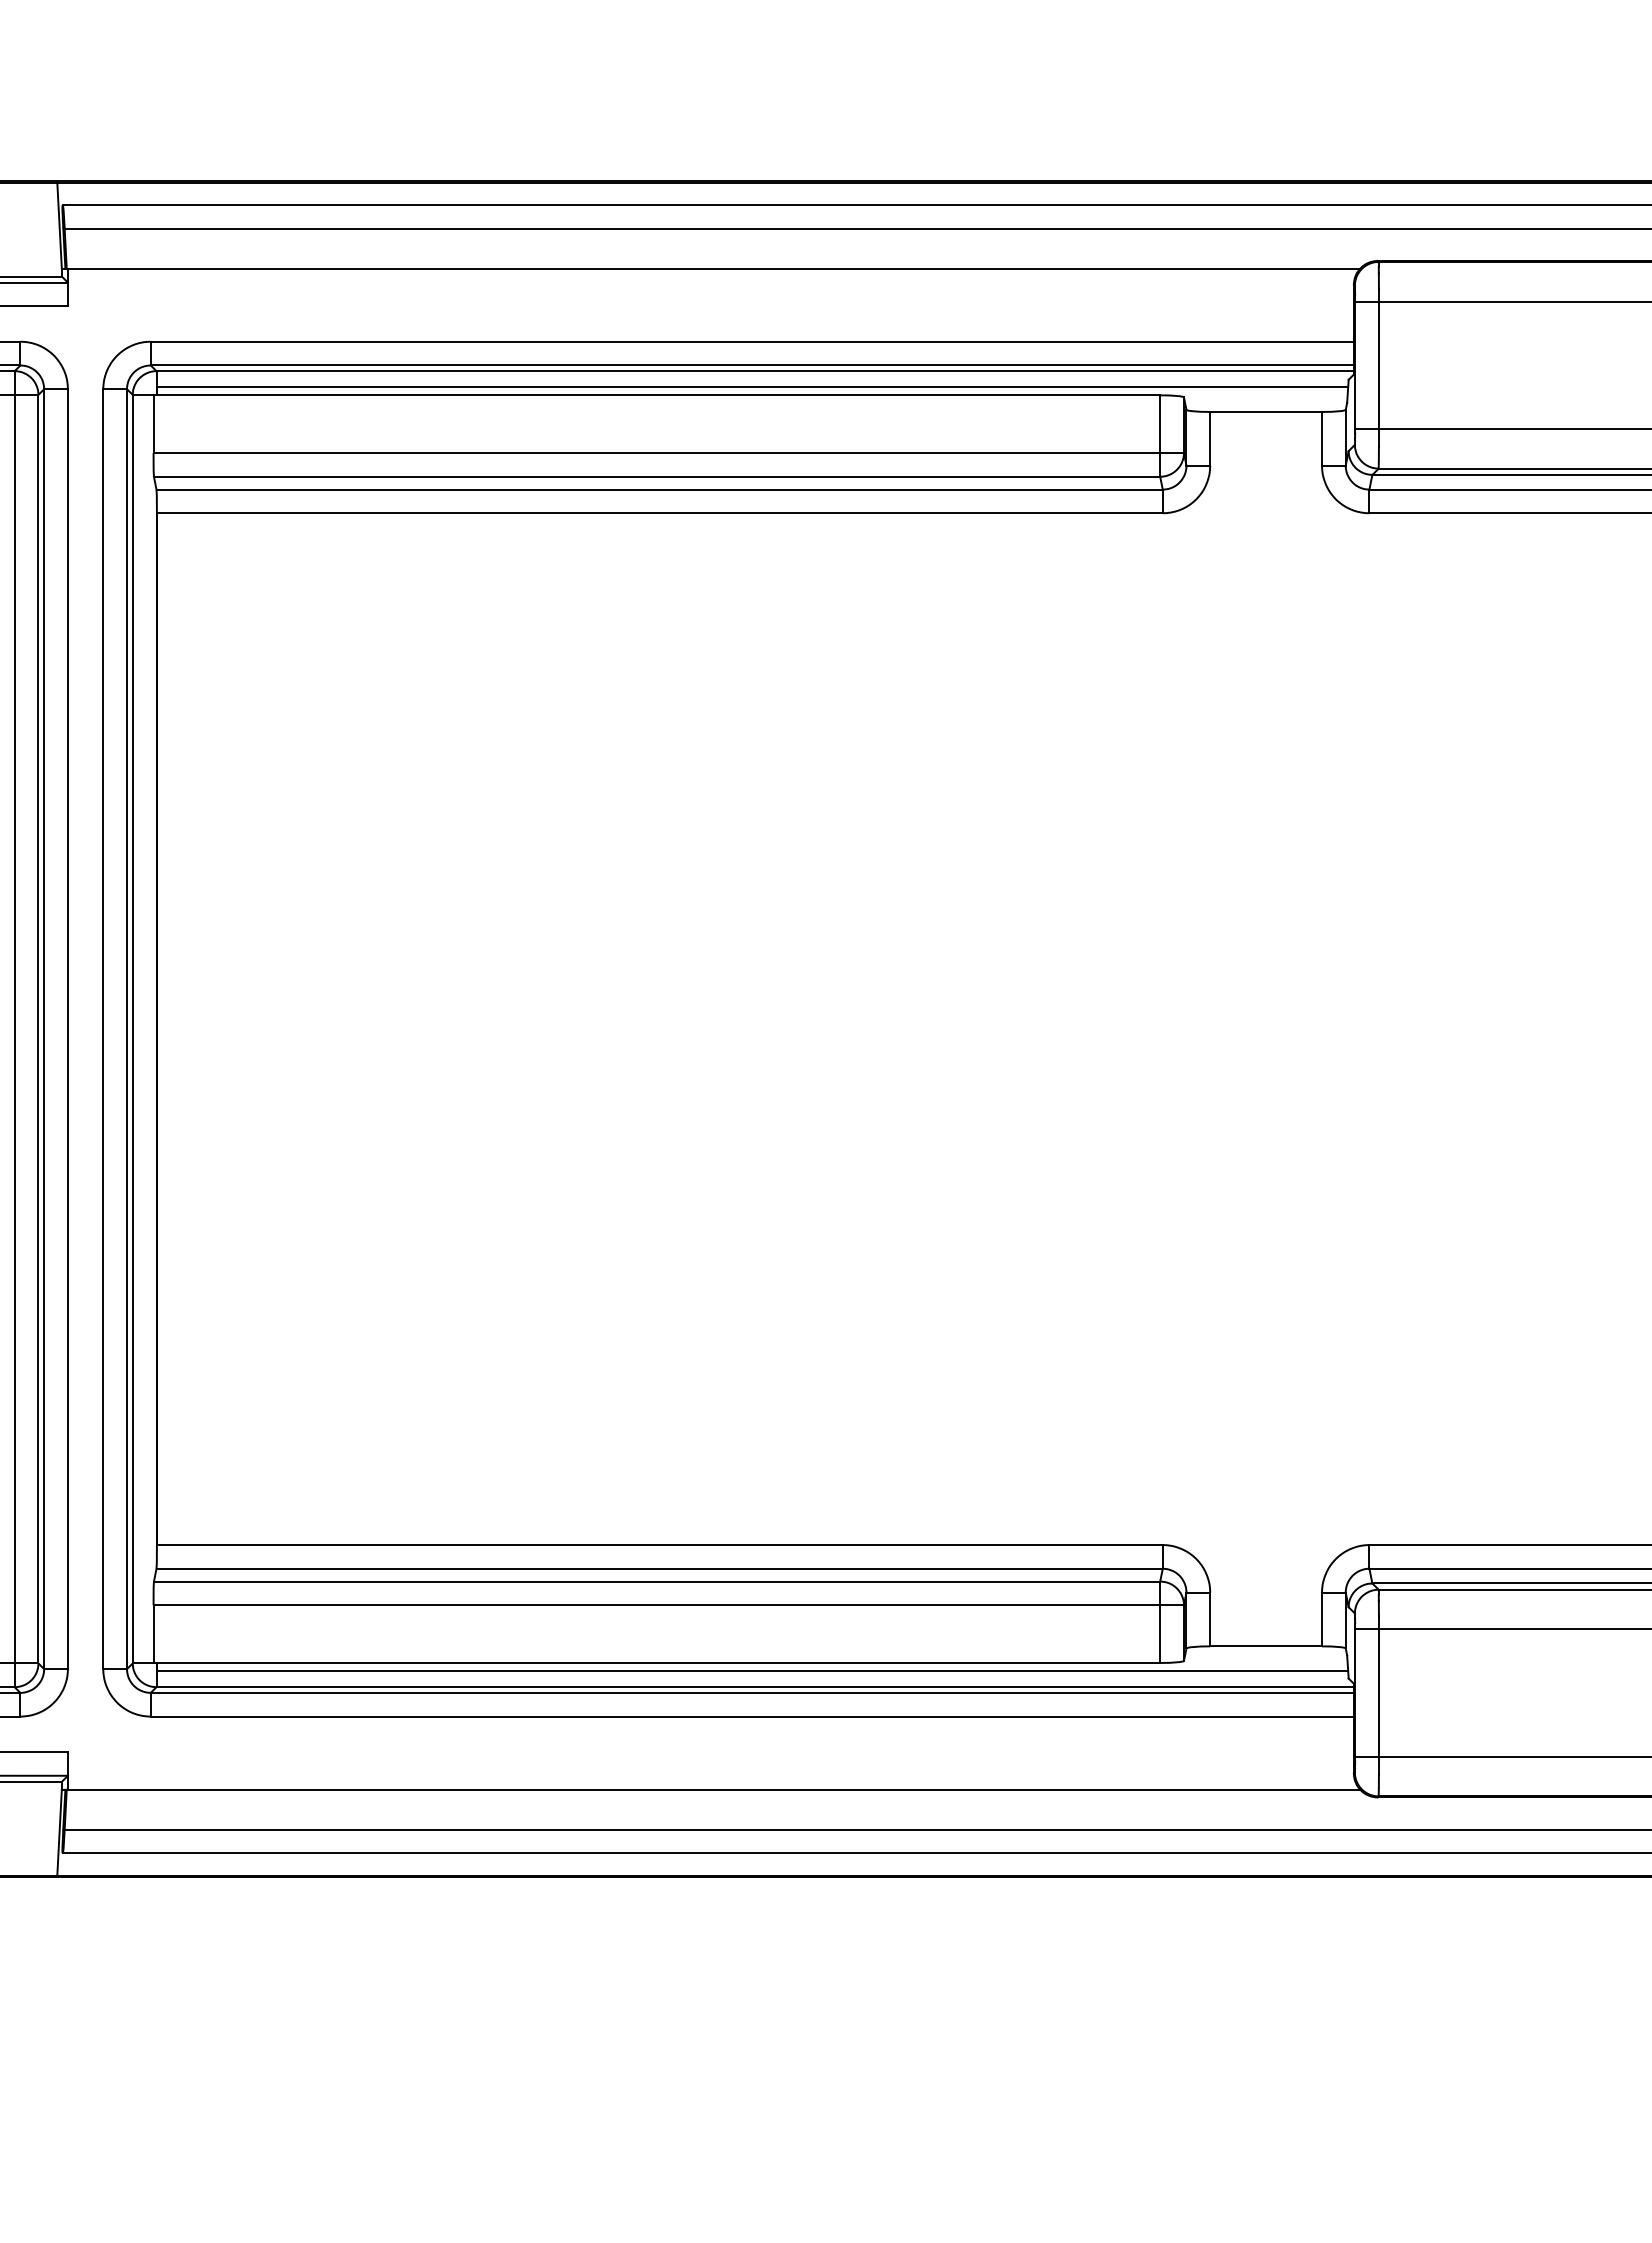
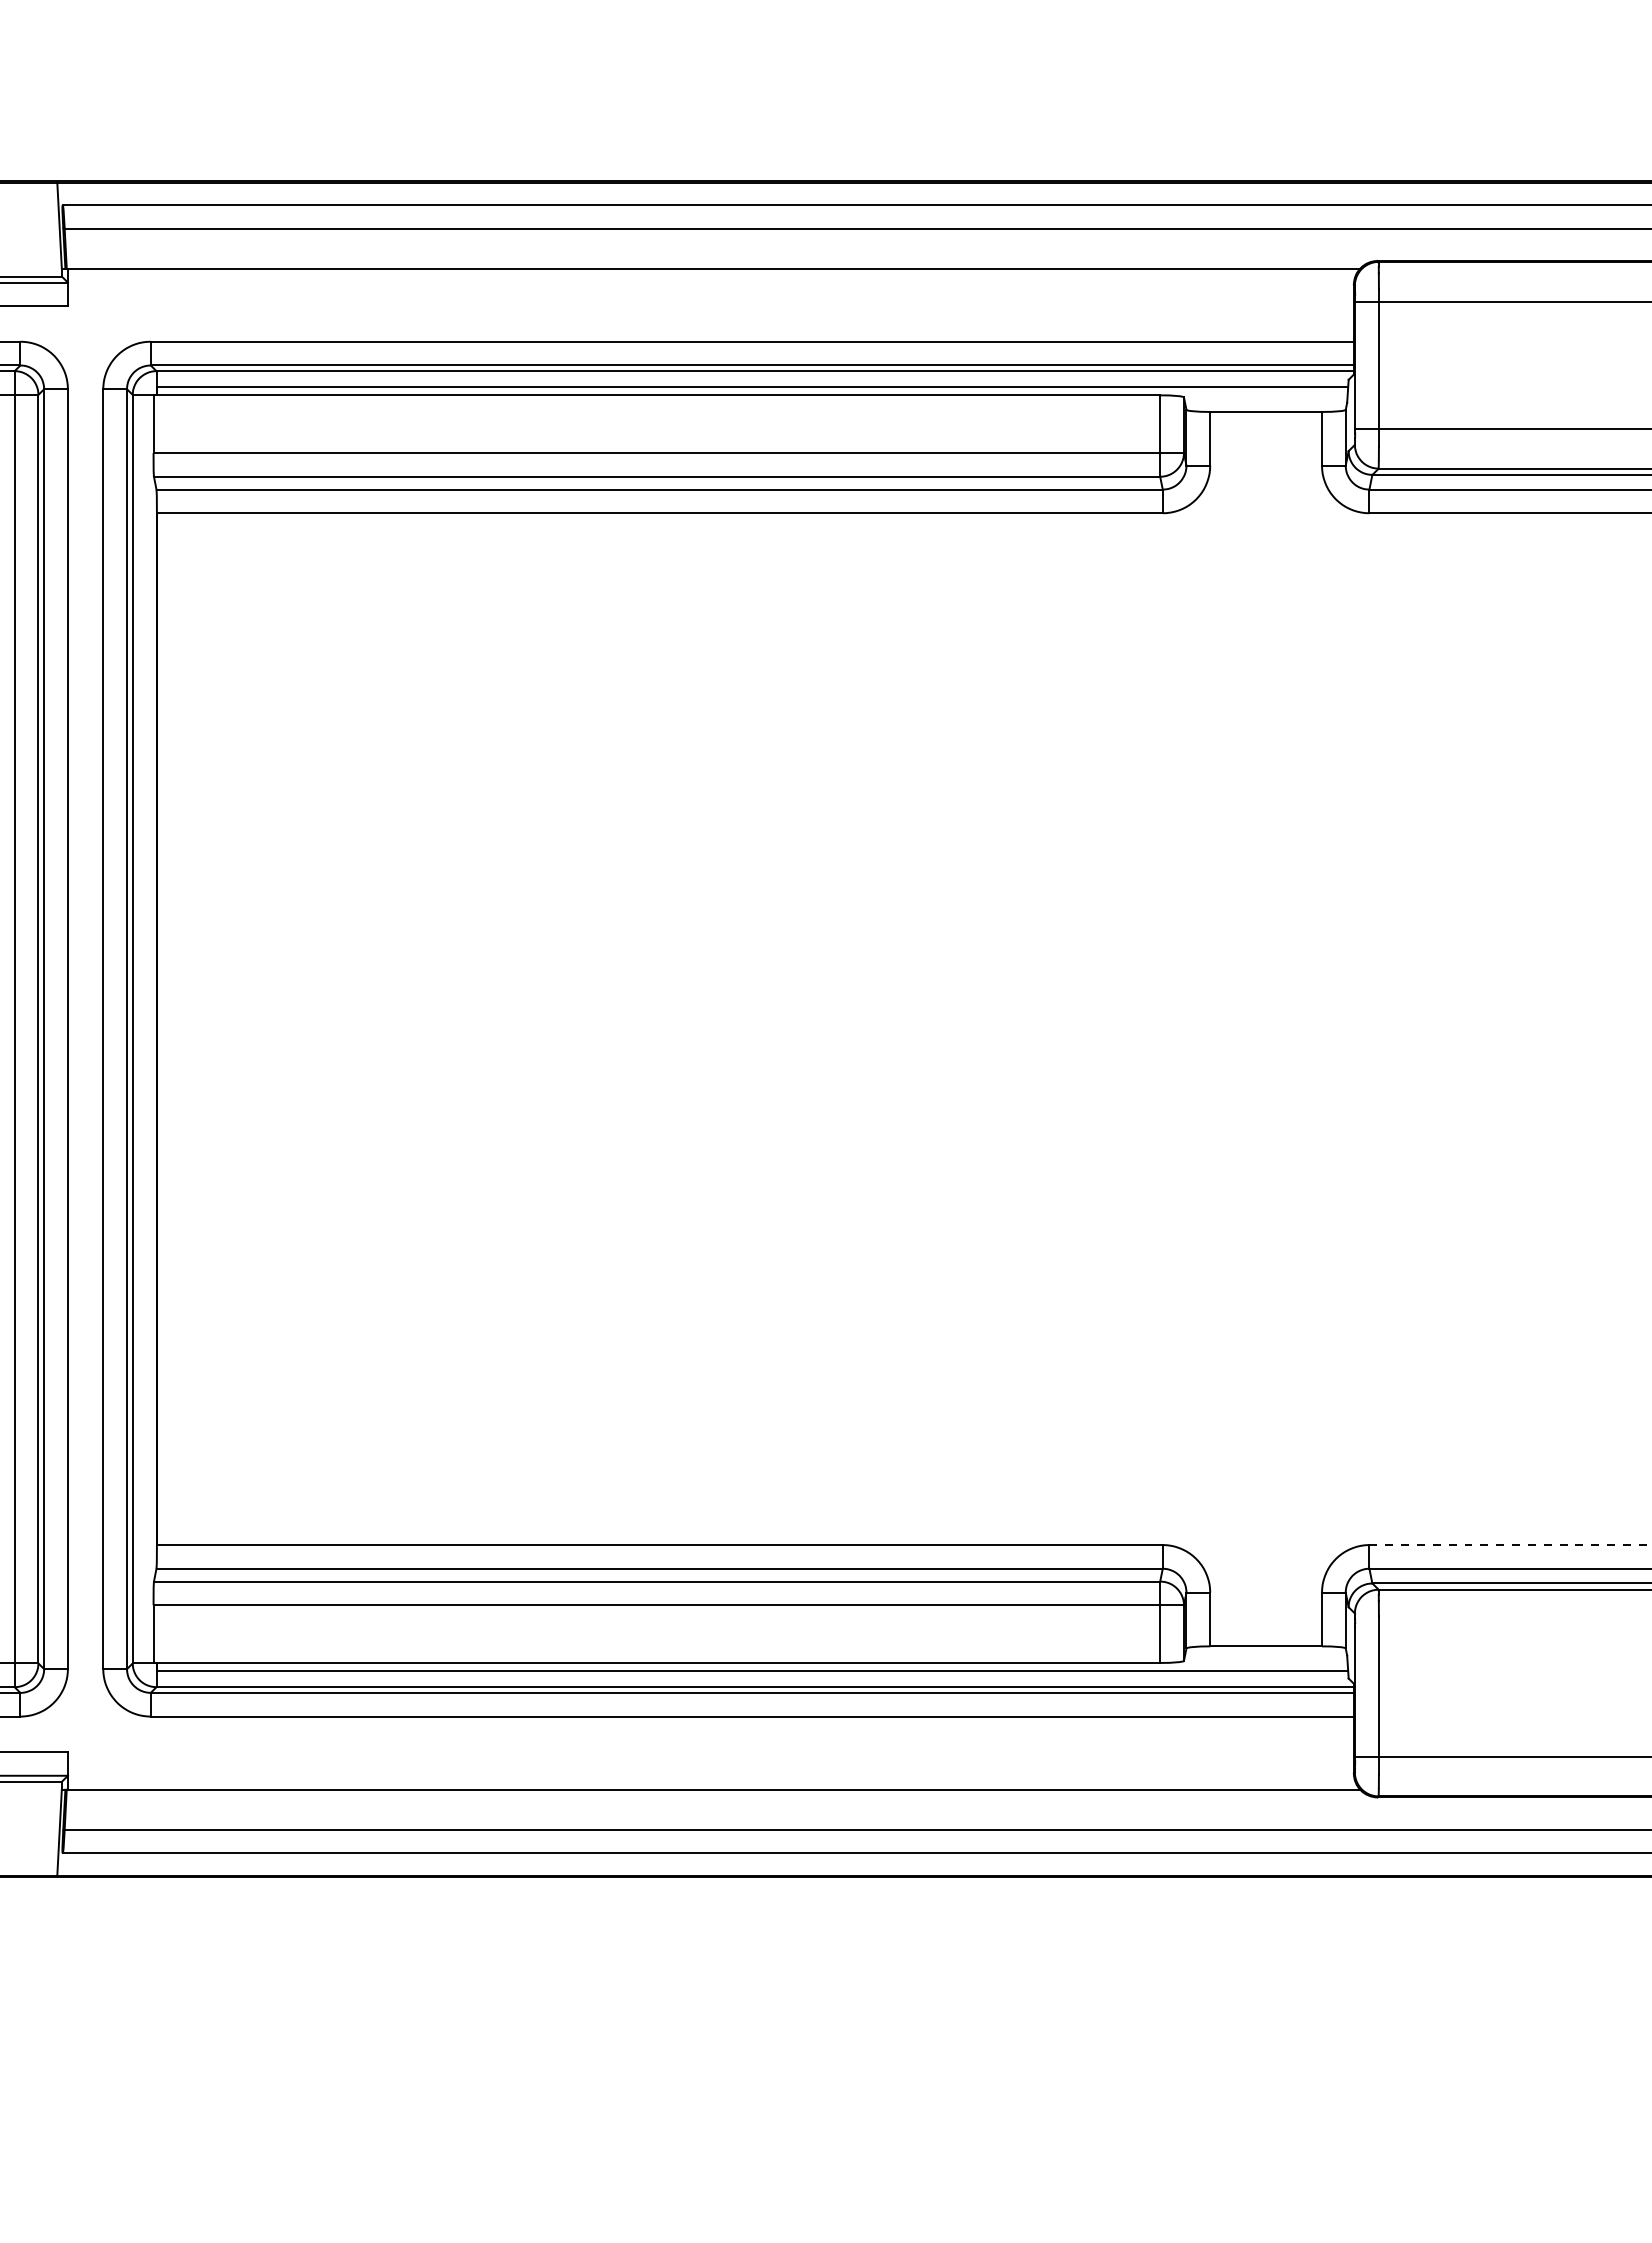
line: solid -> dashed (1510, 1545)
line: present -> none (1501, 1629)
